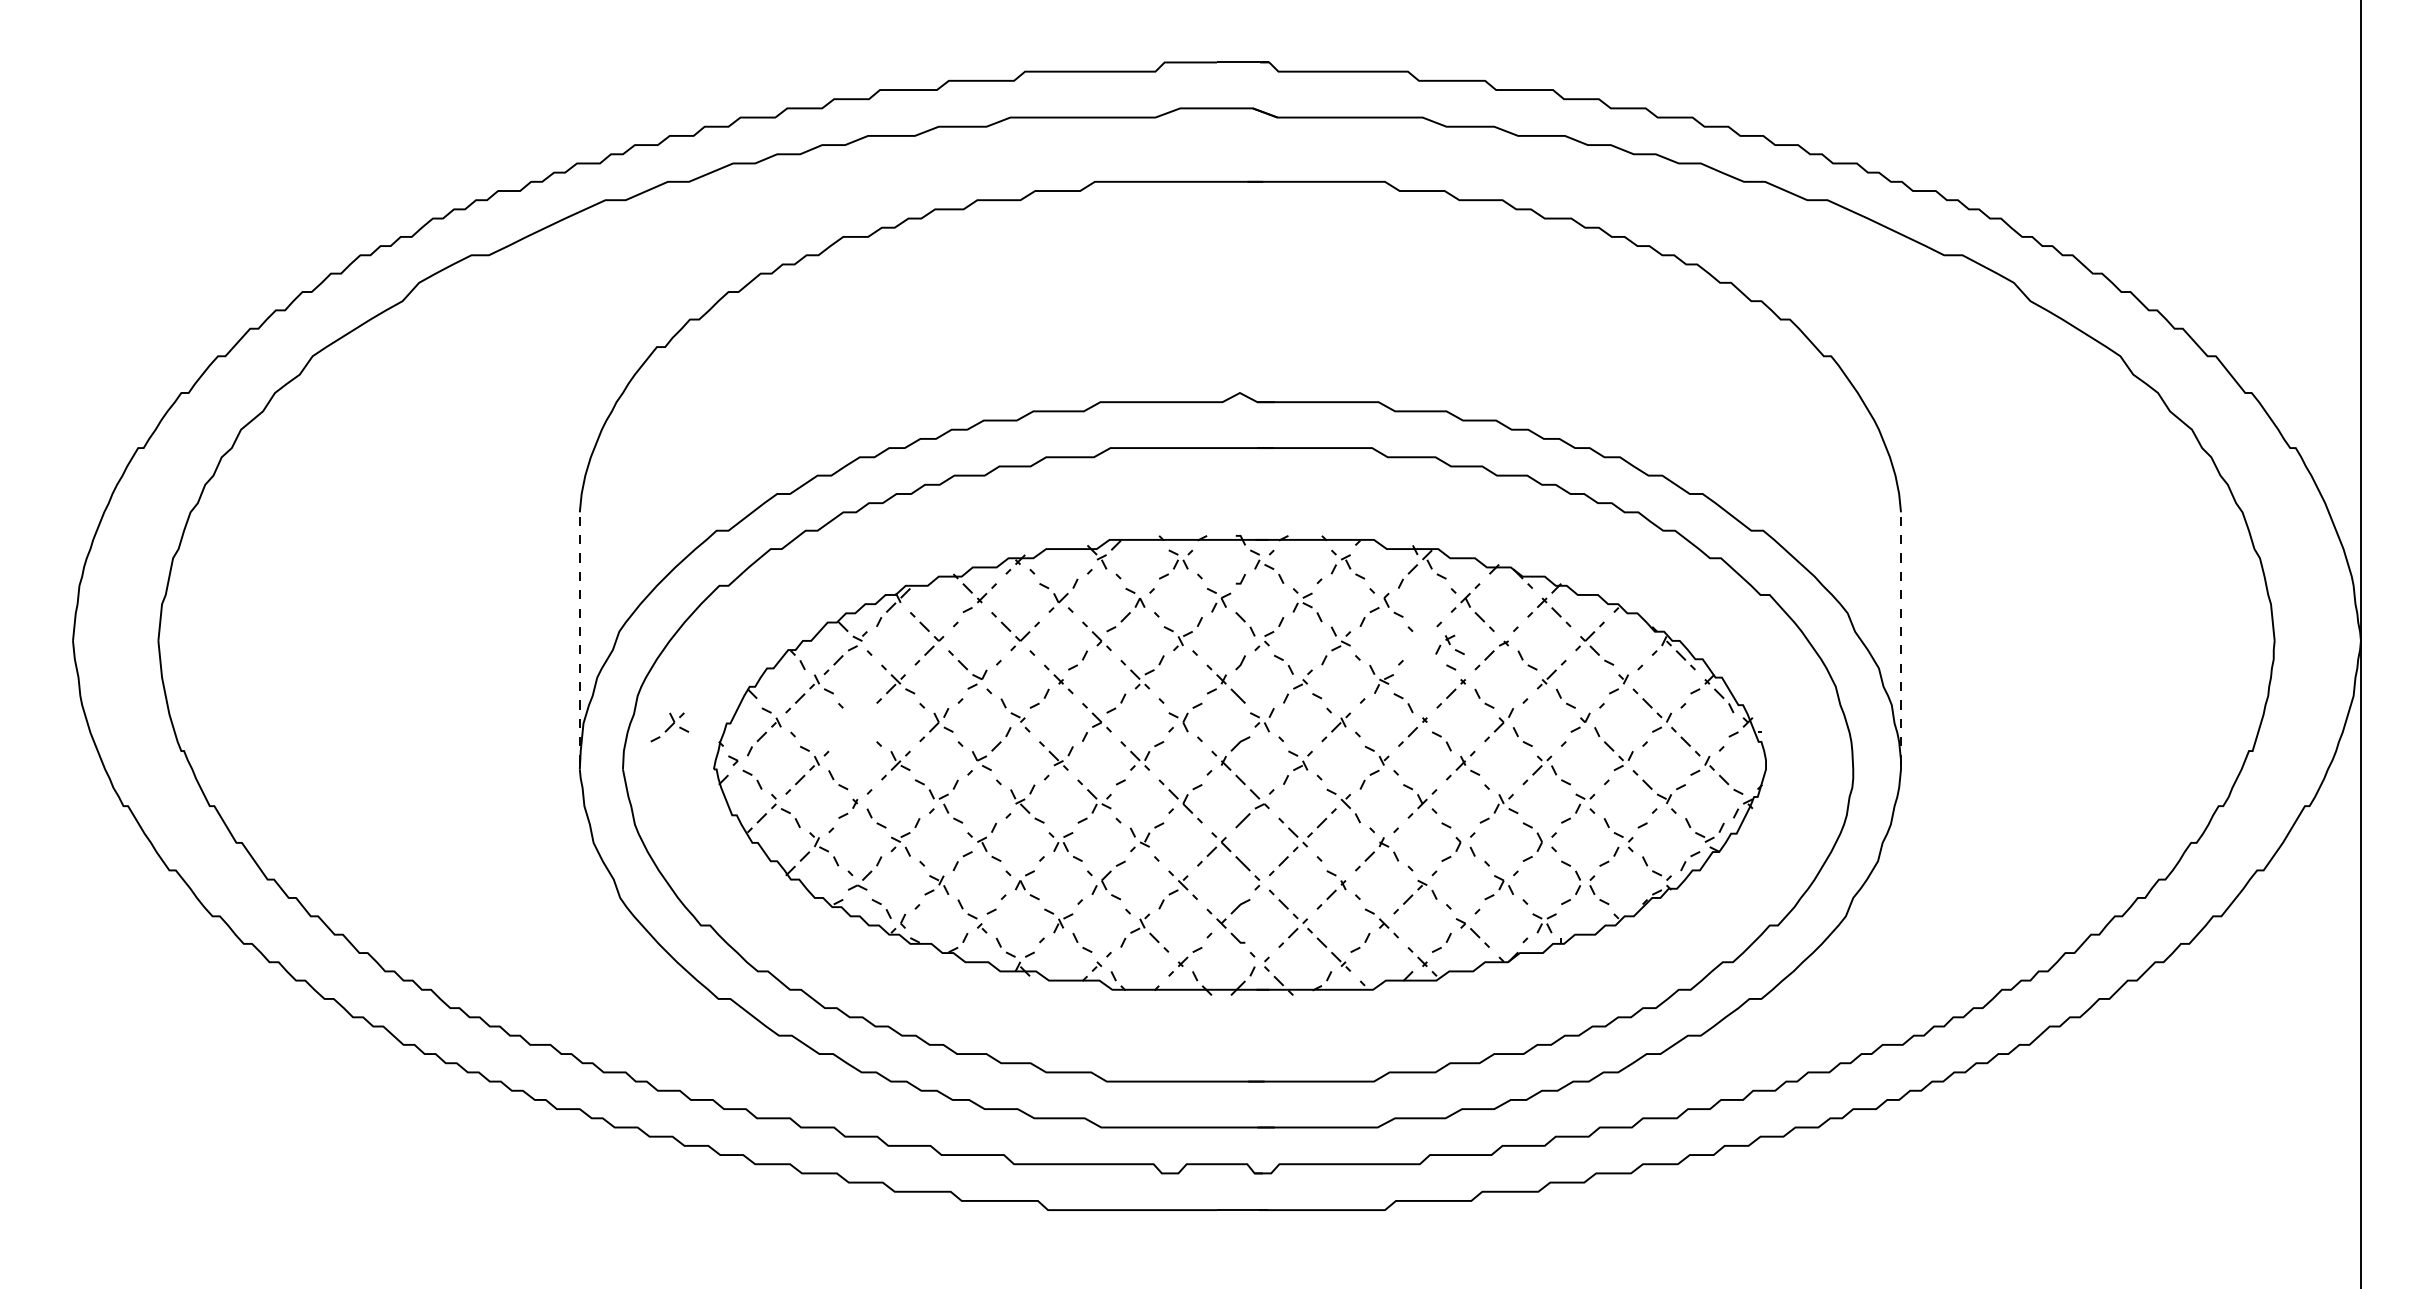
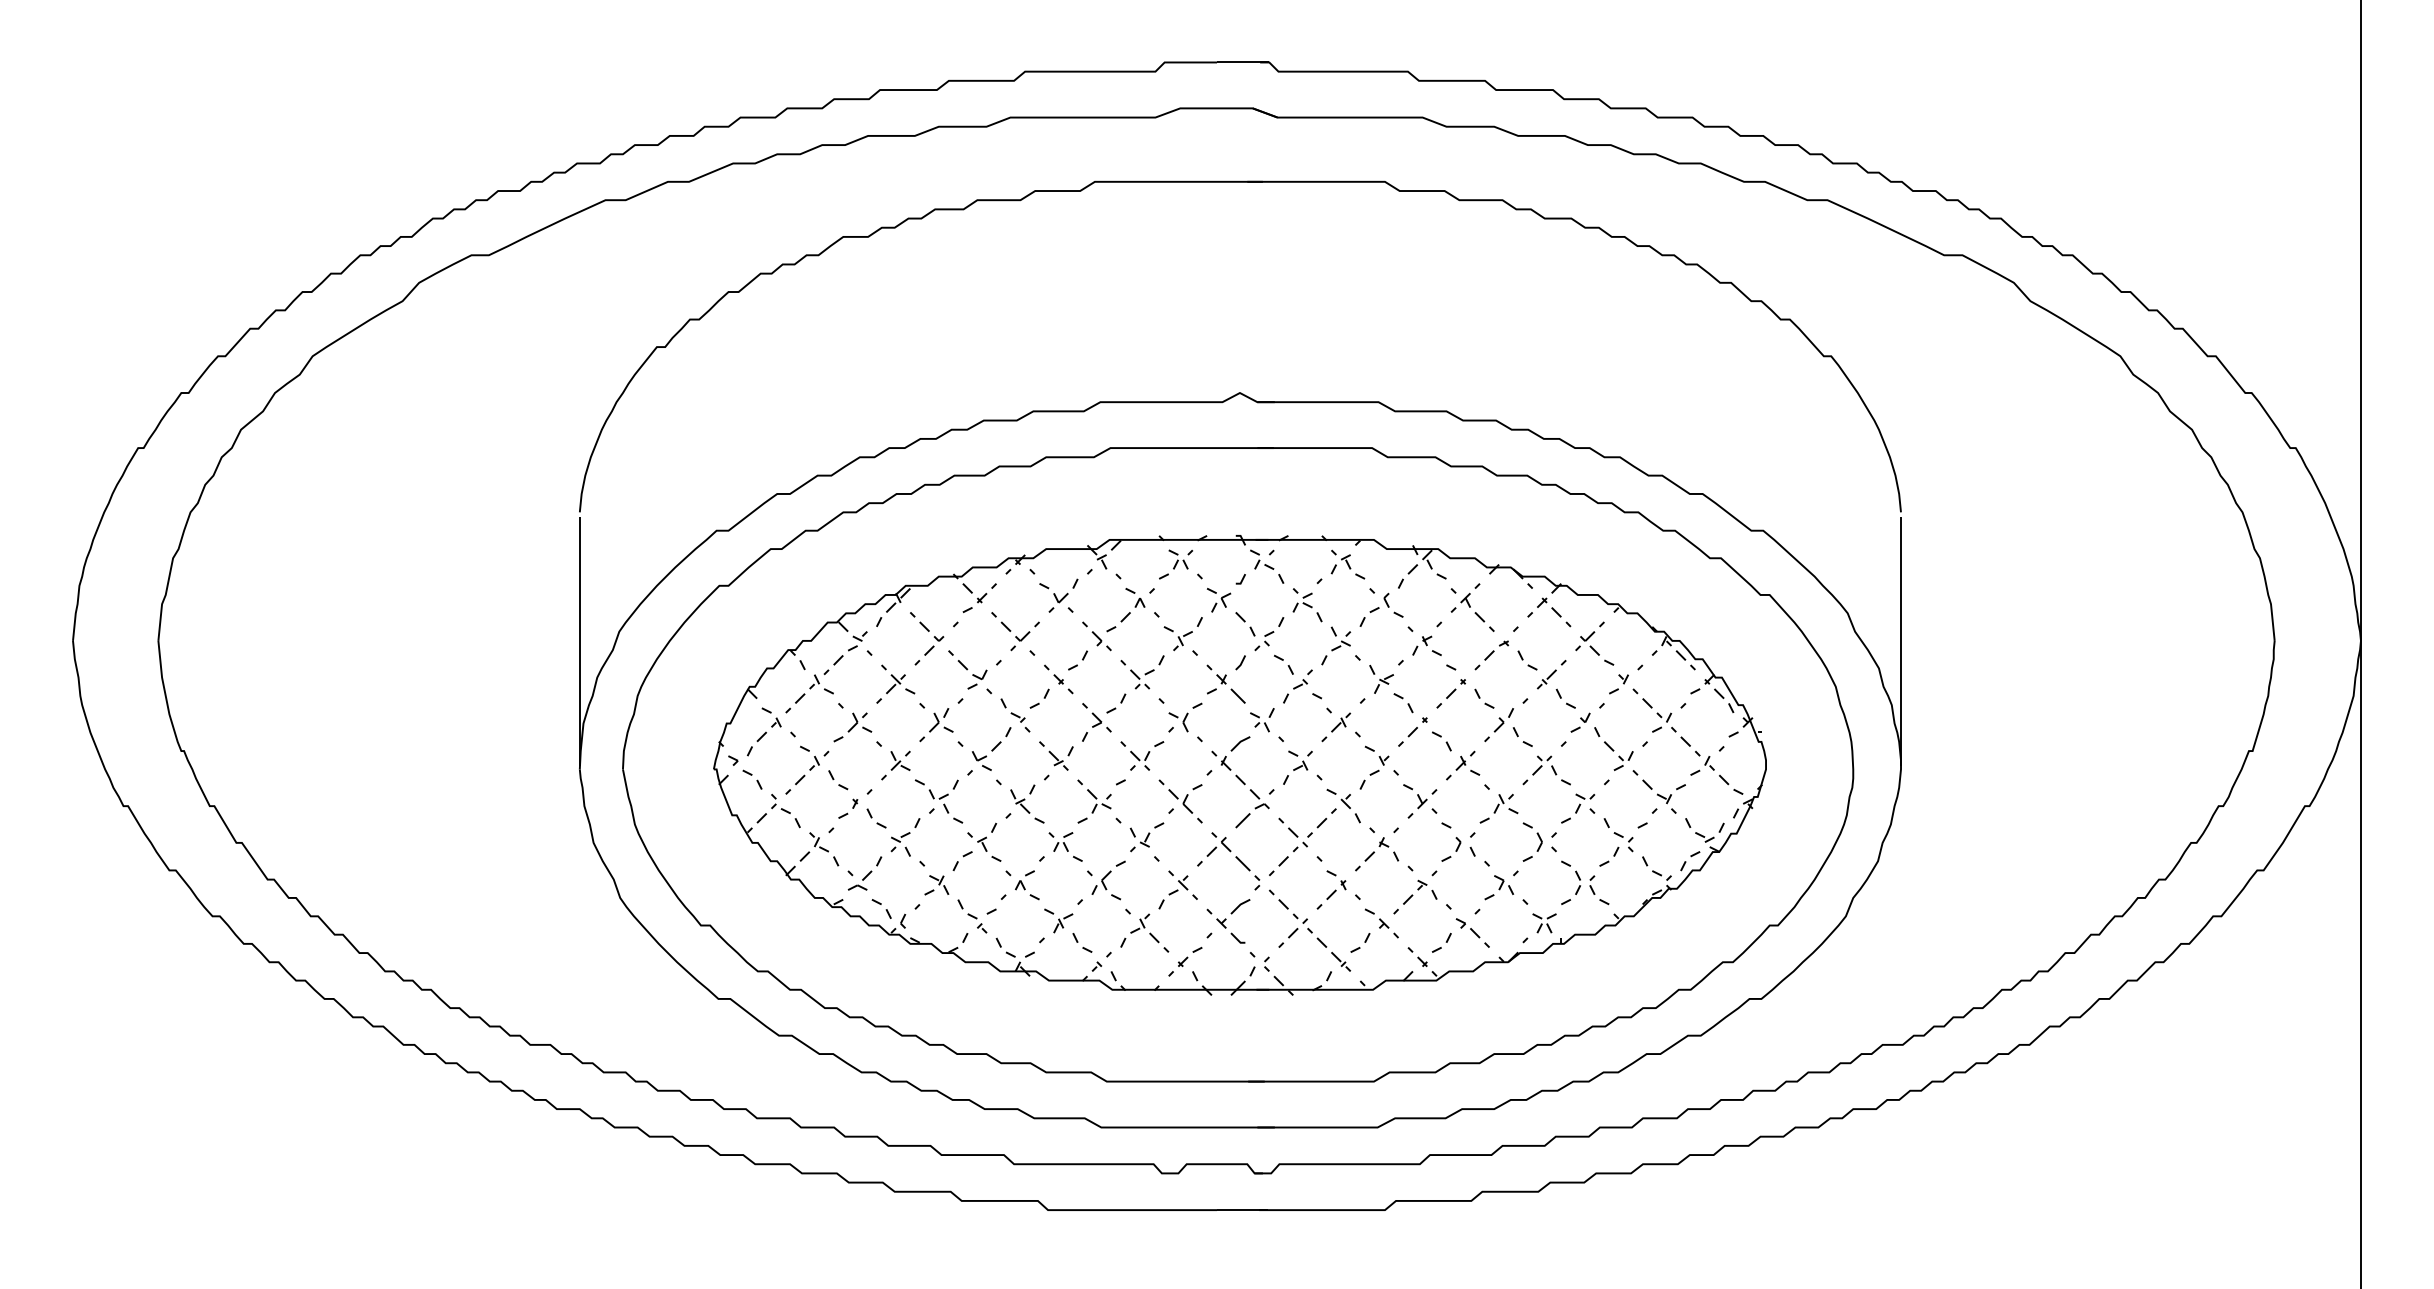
line: dashed -> solid (580, 641)
line: dashed -> solid (1901, 641)
part position: (1449, 644) -> (1426, 645) (1426, 645)
part position: (669, 727) -> (852, 727) (852, 727)
